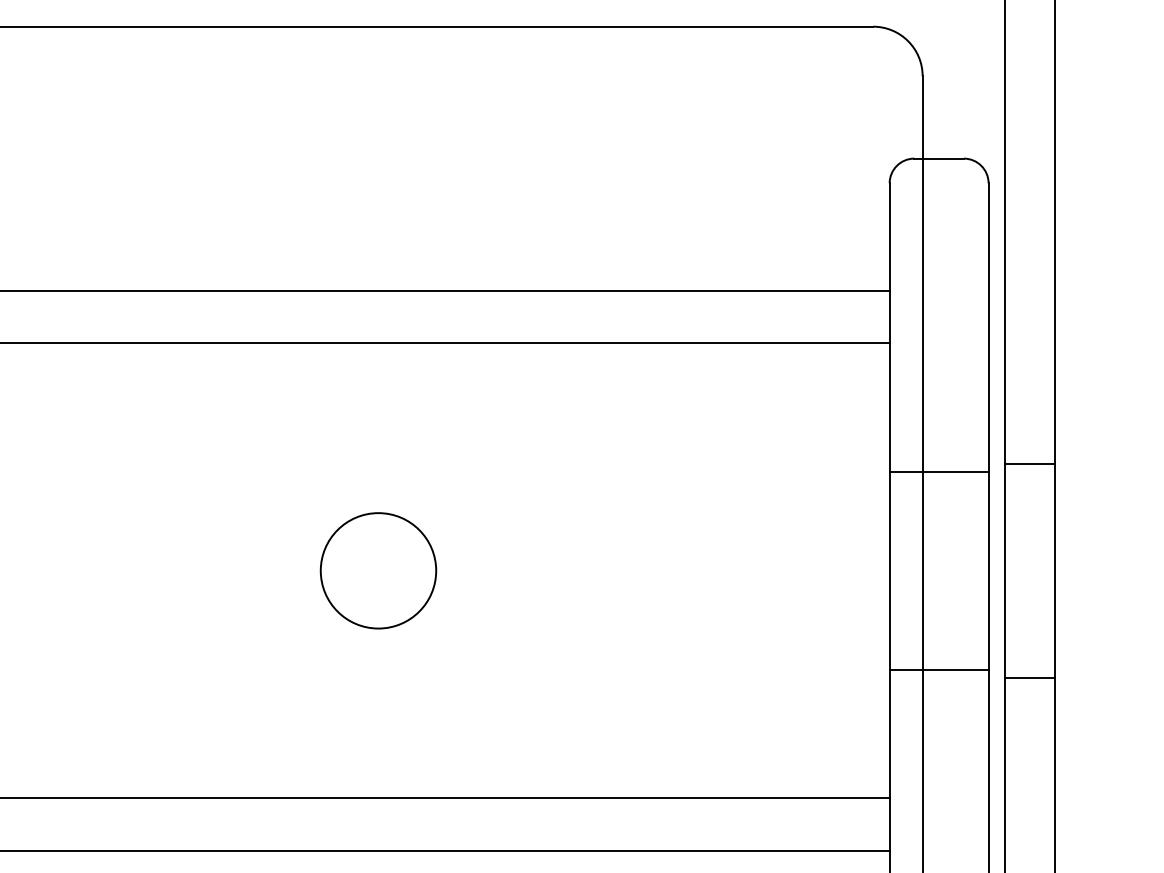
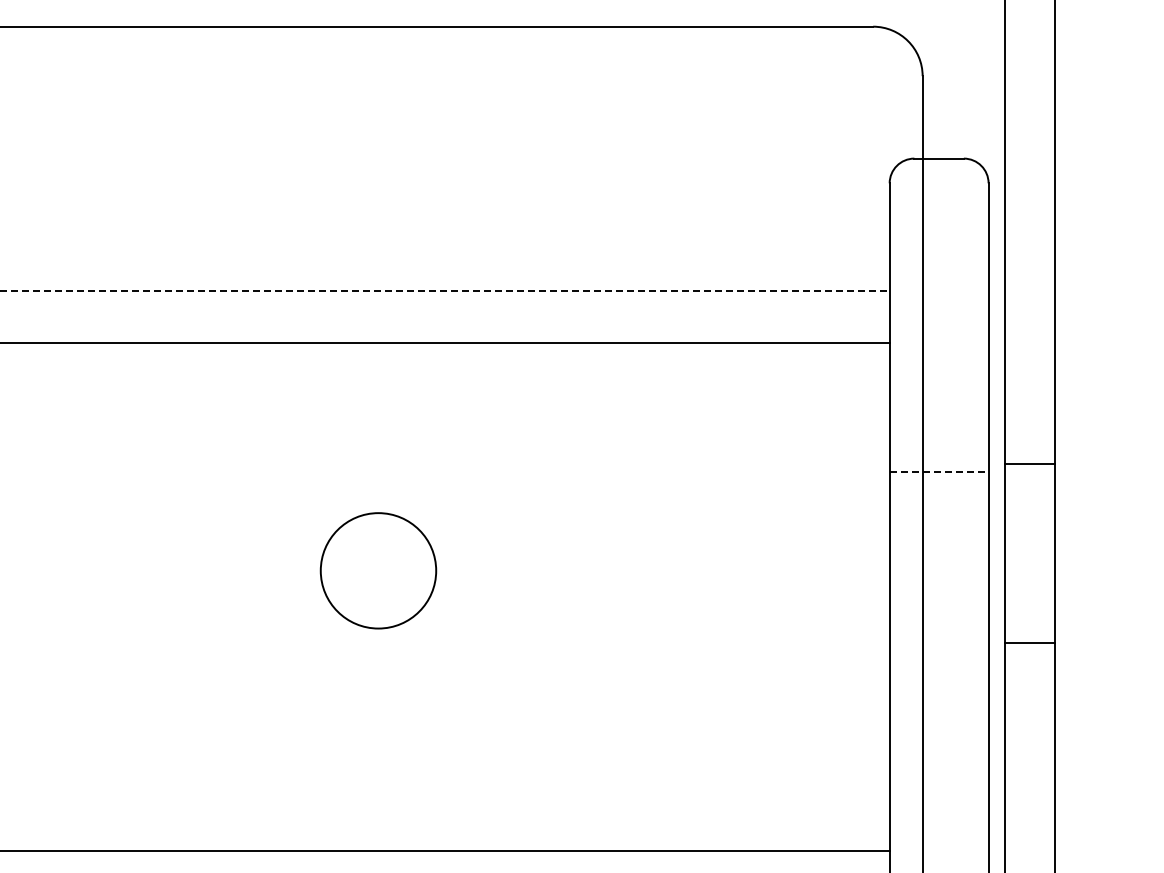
line: solid -> dashed (445, 290)
line: solid -> dashed (939, 471)
line: present -> none (938, 669)
line position: (1029, 678) -> (1029, 643) (1029, 643)
line: present -> none (445, 798)
